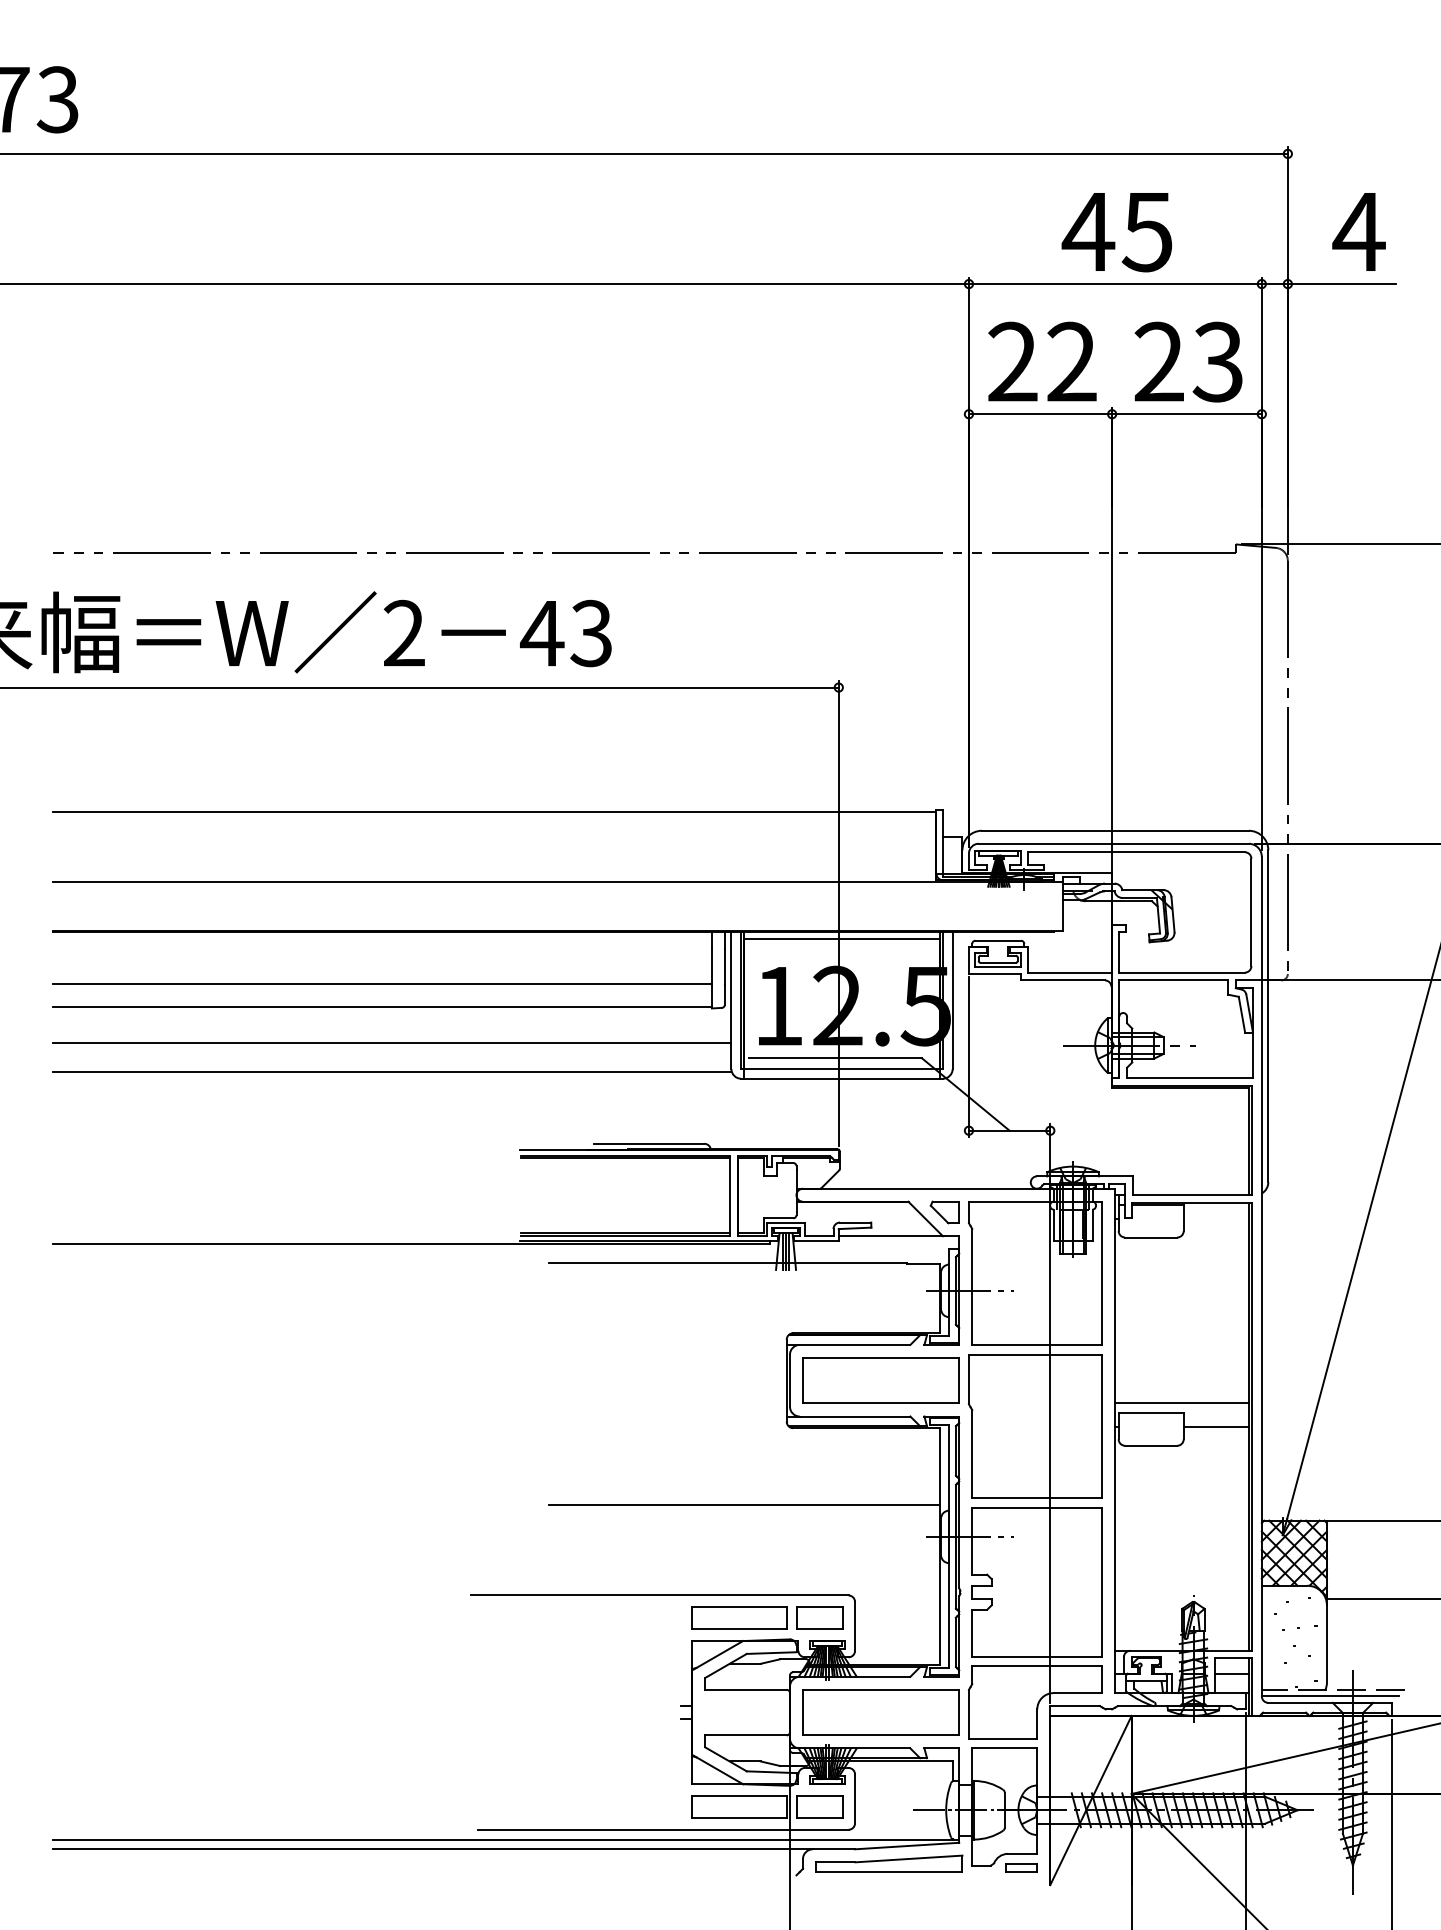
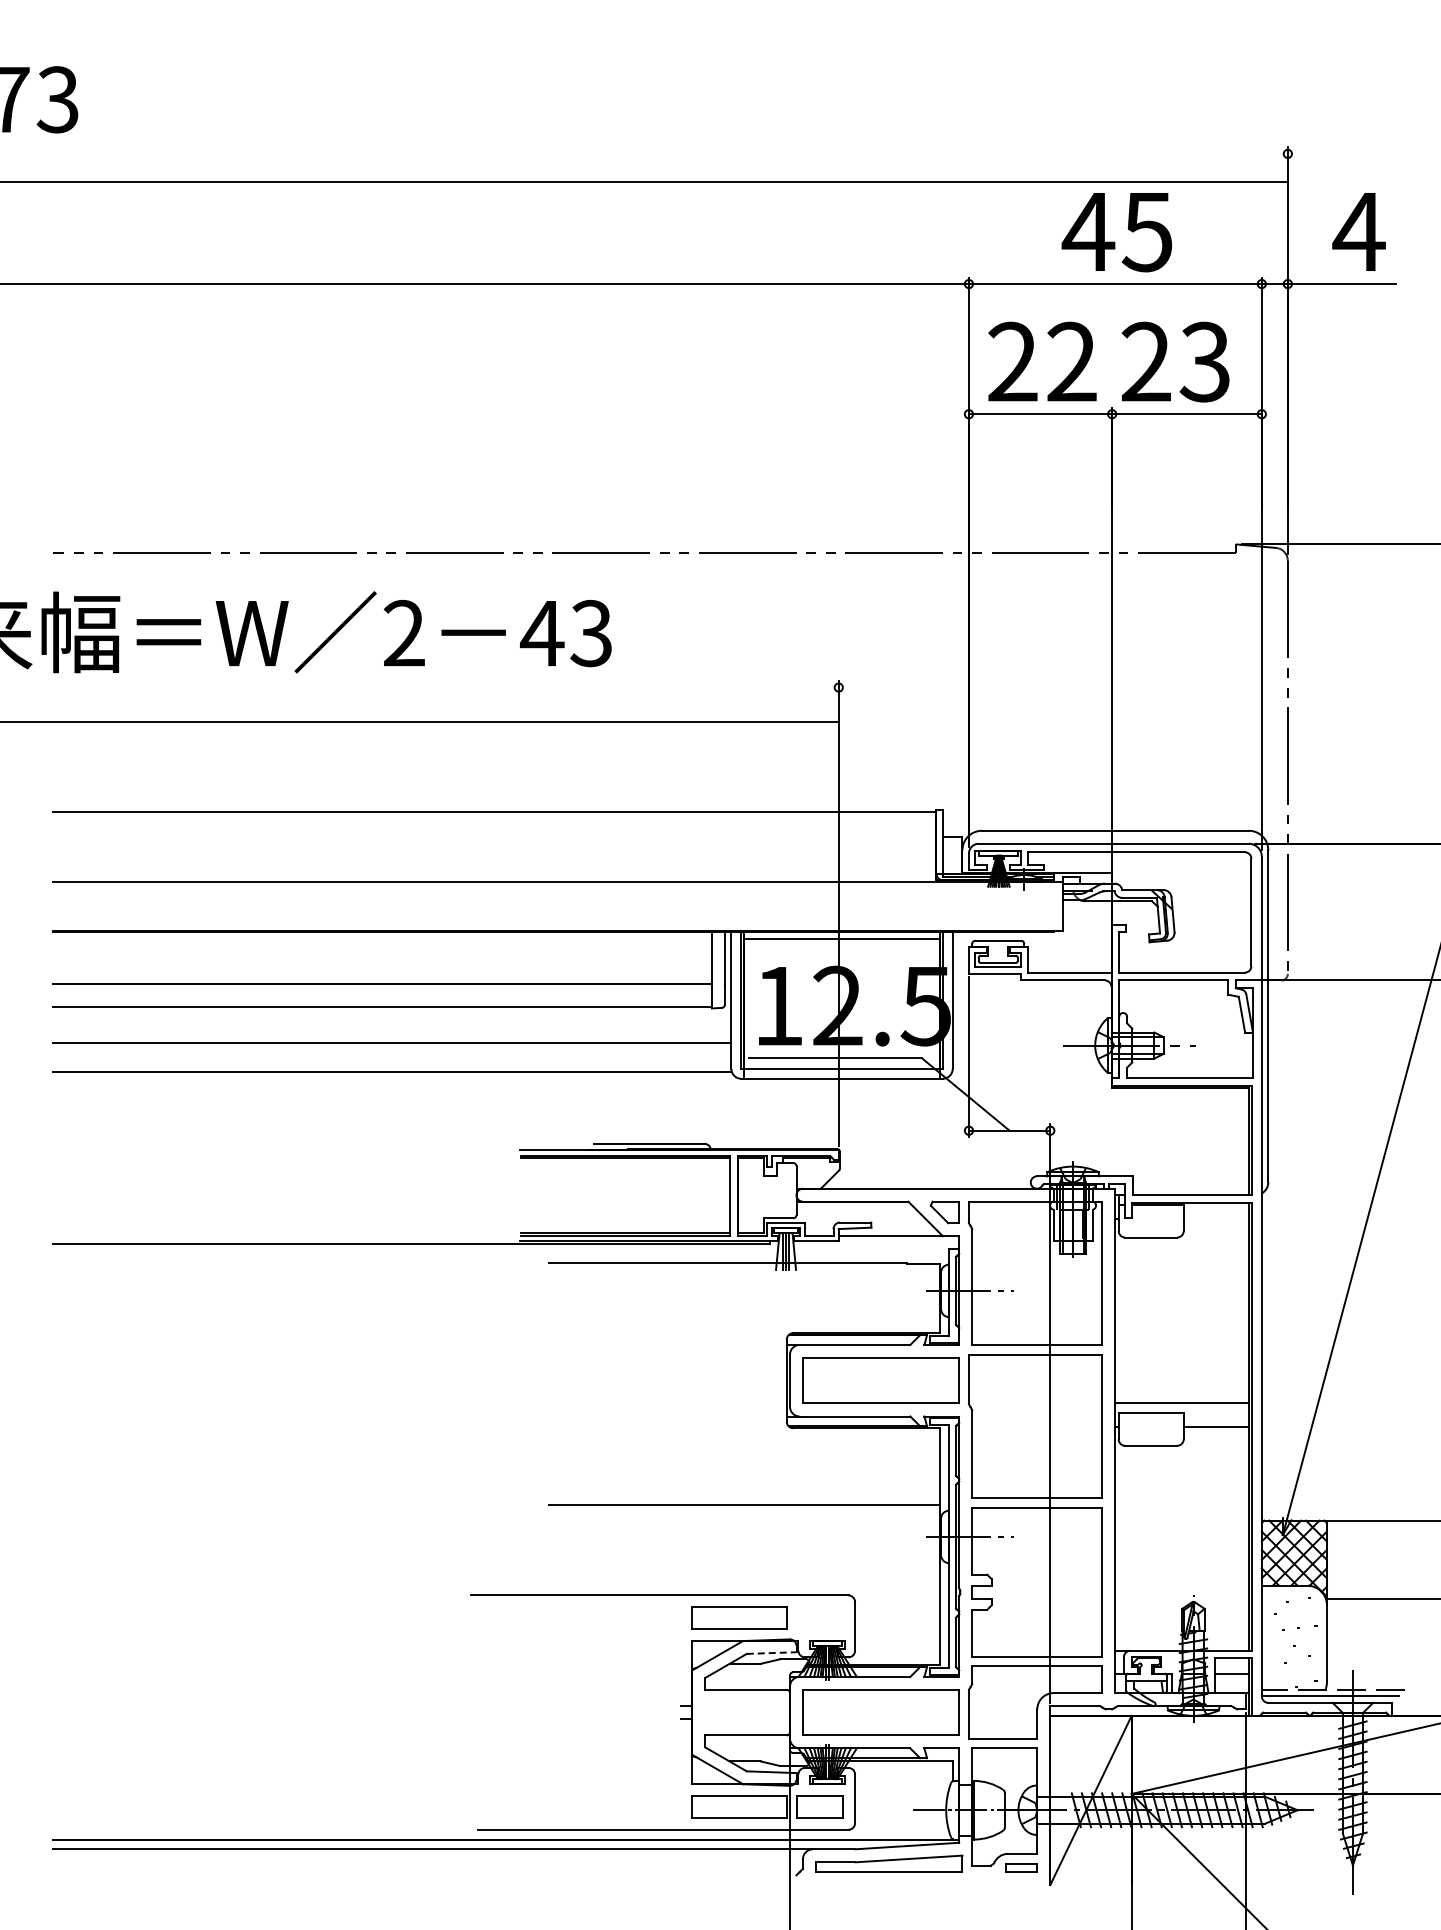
line position: (644, 153) -> (644, 181) (644, 181)
text position: (1188, 361) -> (1175, 361) (1175, 361)
line position: (420, 687) -> (420, 721) (420, 721)
part: present -> none (819, 1617)
line: solid -> dashed (771, 1653)
line: present -> none (1391, 1823)
